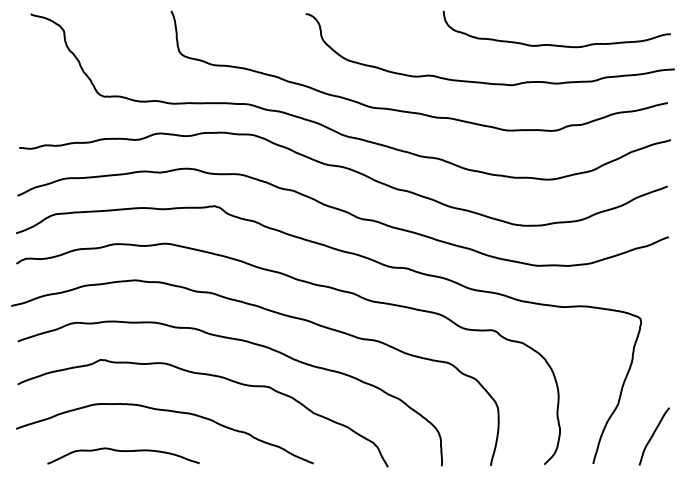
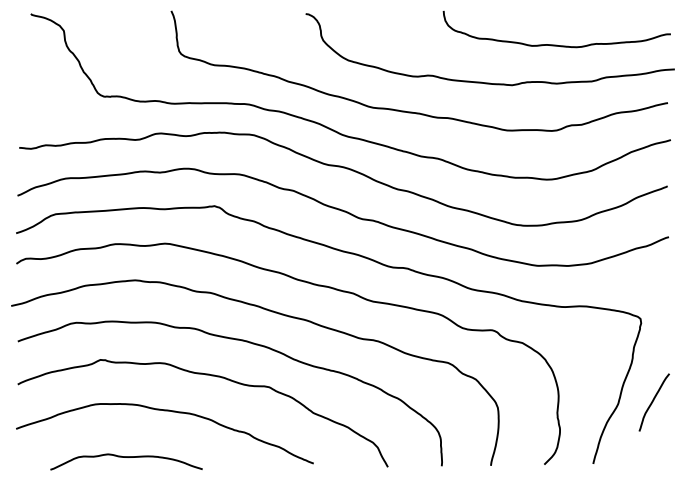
curve position: (653, 436) -> (653, 402) (653, 402)
curve position: (123, 451) -> (126, 457) (126, 457)
